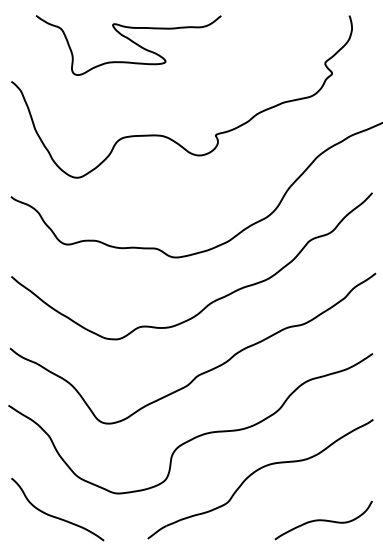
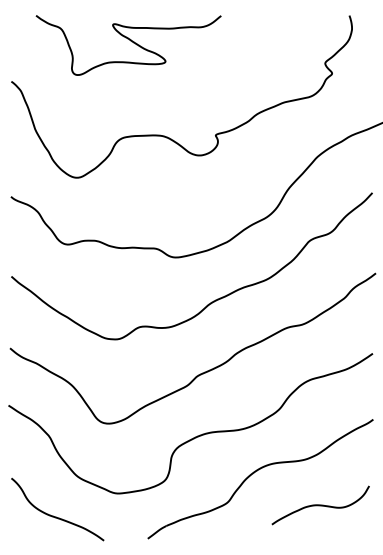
curve position: (323, 520) -> (320, 505) (320, 505)
